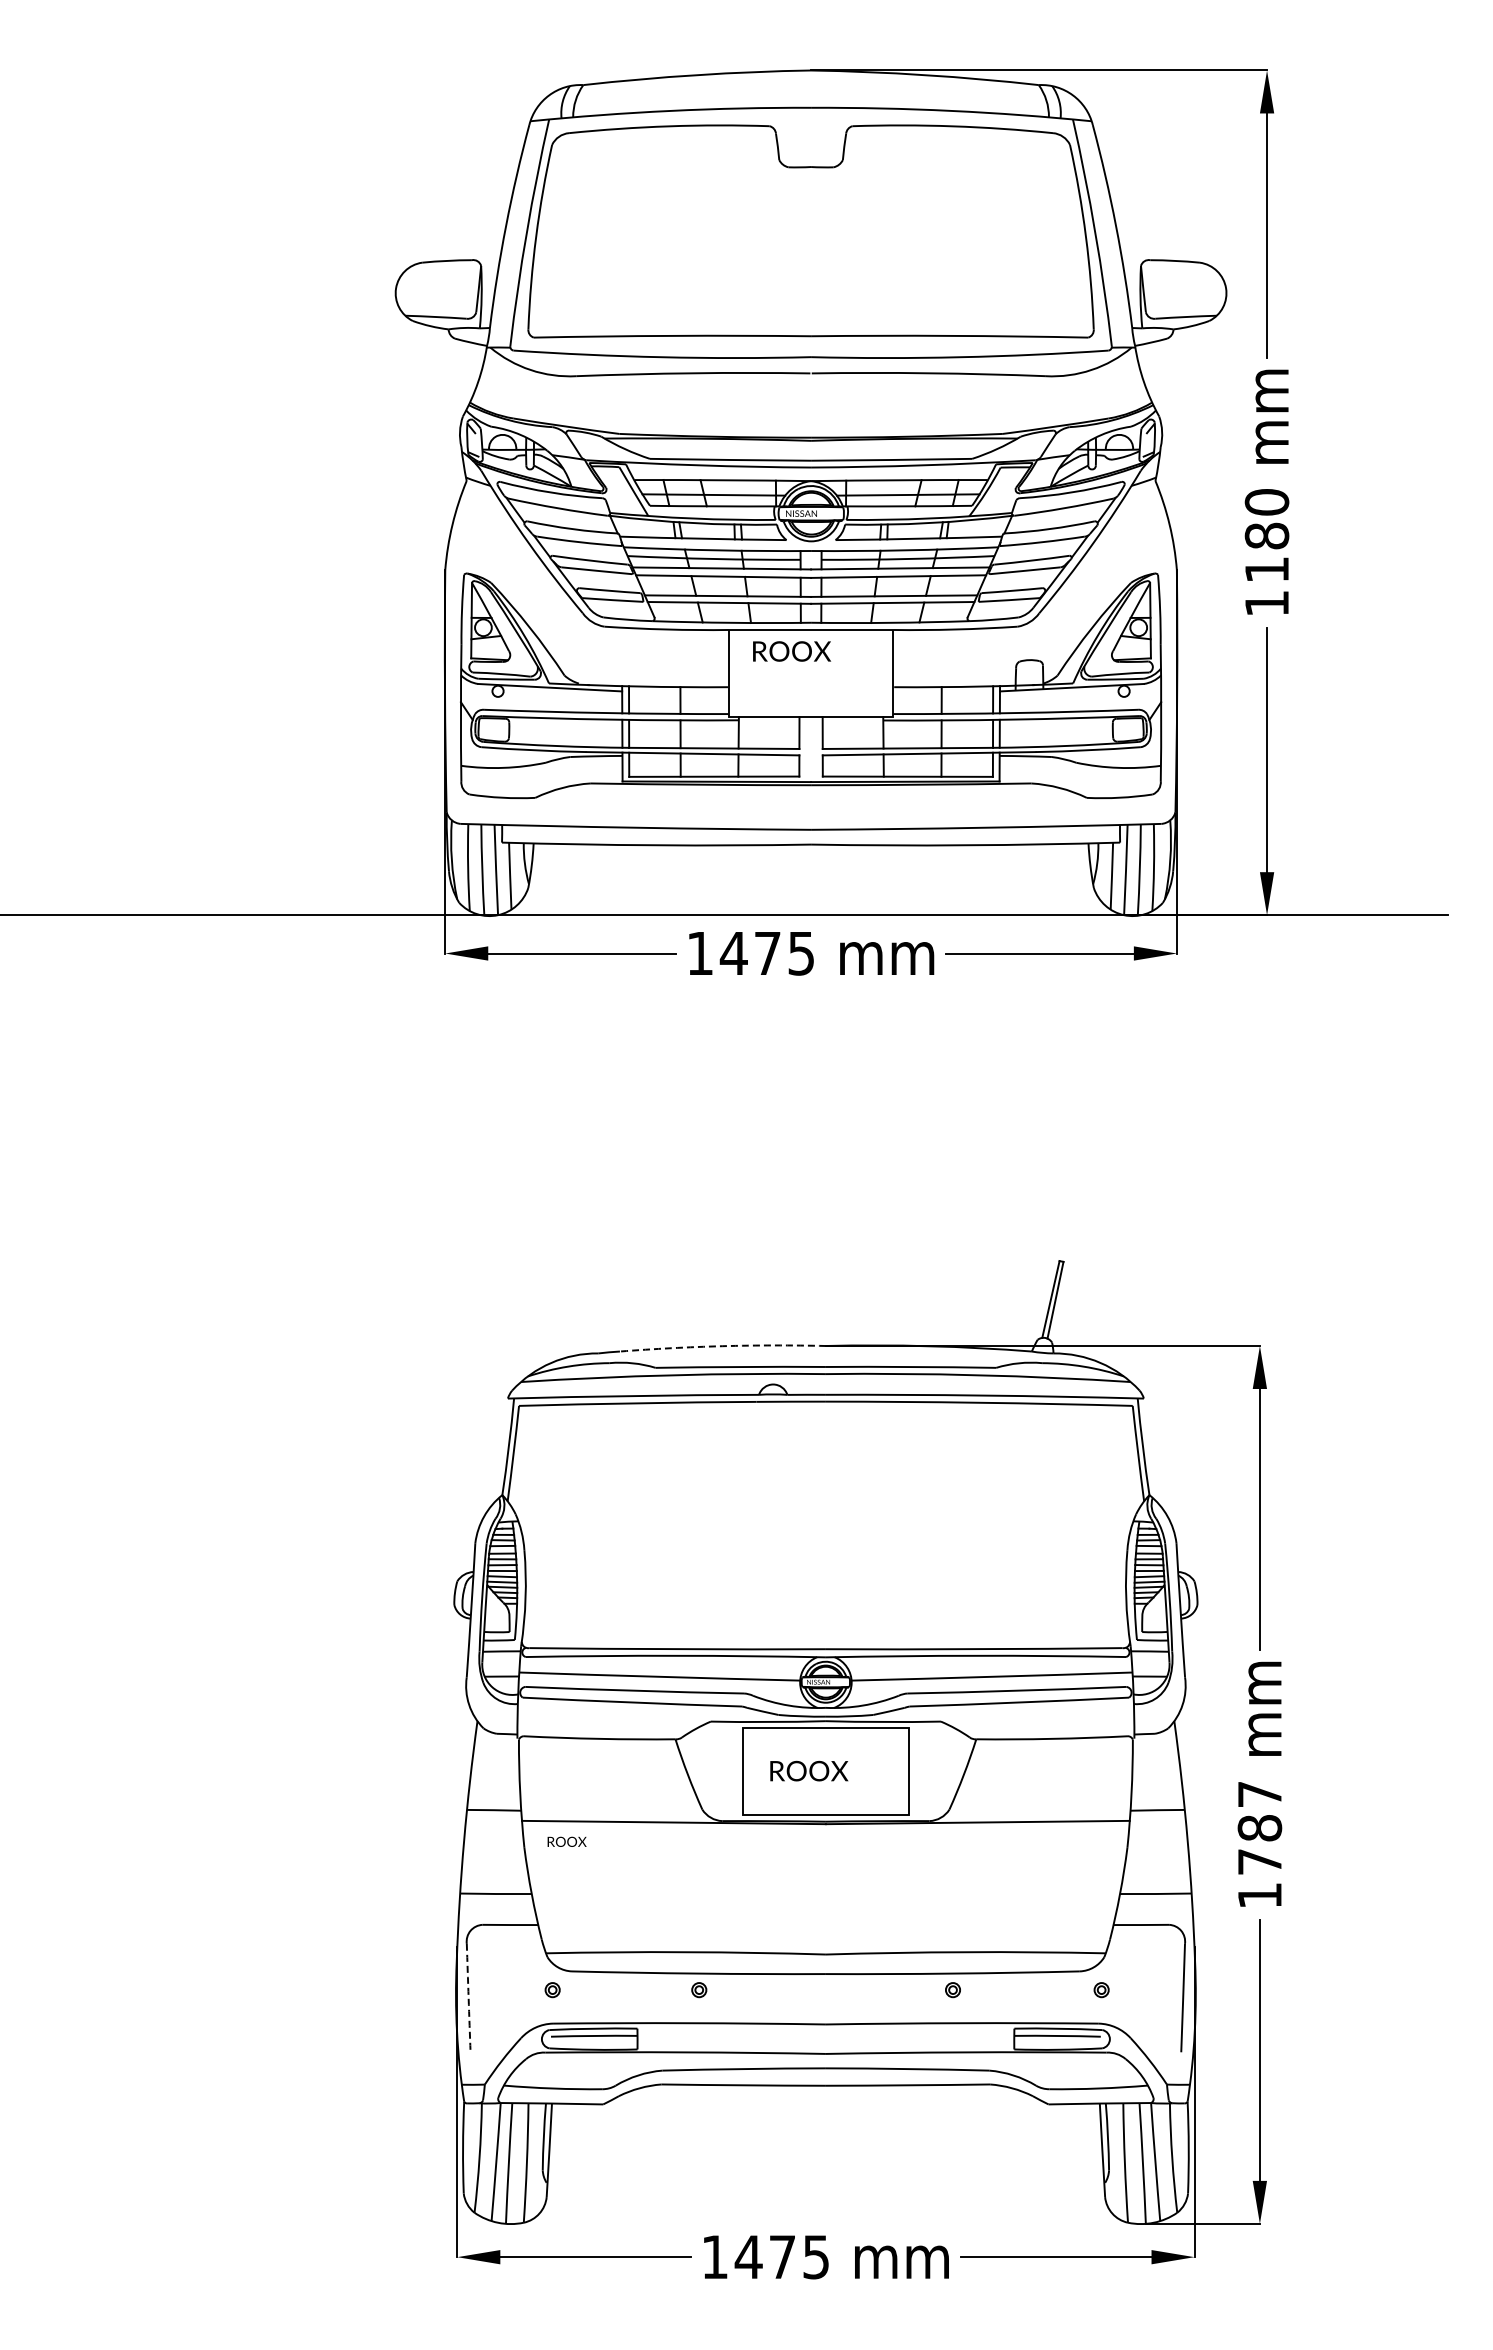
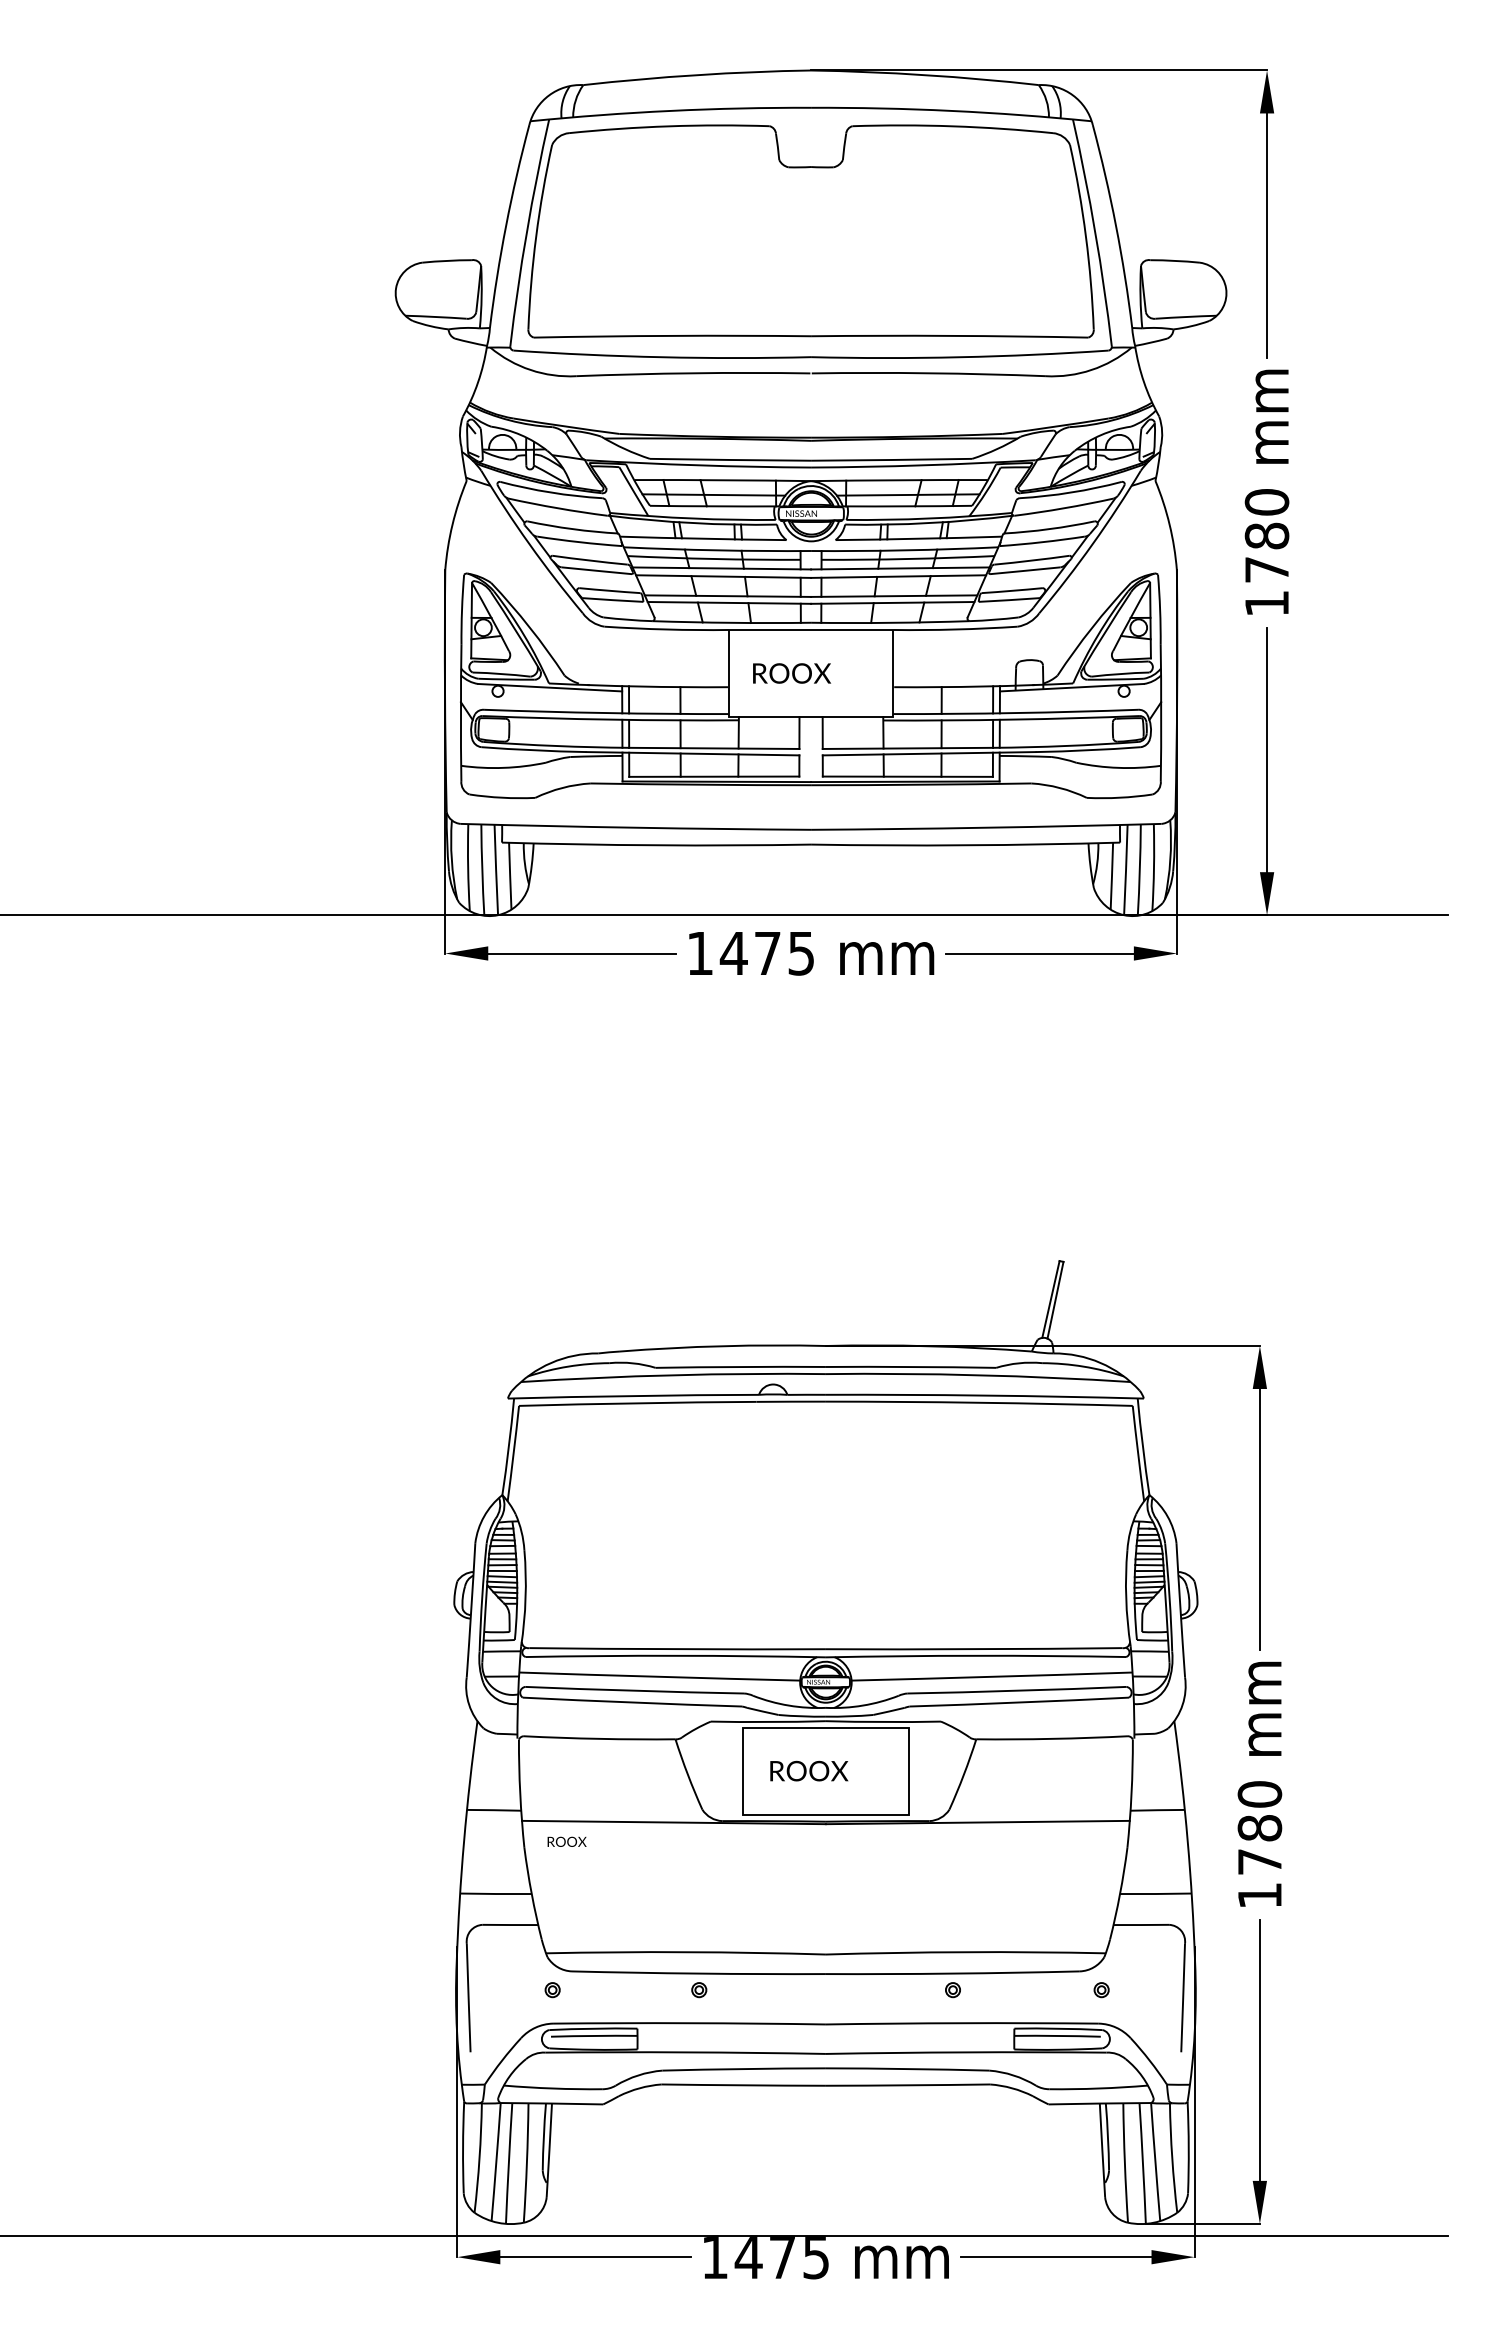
text: 1180 -> 1780 (1266, 569)
text position: (791, 651) -> (791, 673) (791, 673)
arc: dashed -> solid (722, 1346)
text: 1787 -> 1780 (1259, 1794)
arc: dashed -> solid (468, 1998)
line: none -> present (725, 2236)
